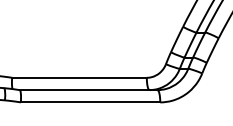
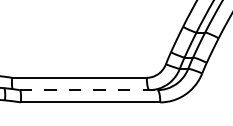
line: solid -> dashed (88, 90)
